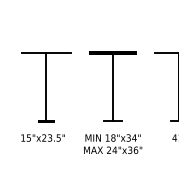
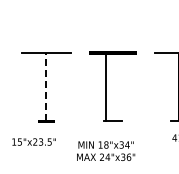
line: solid -> dashed (46, 86)
line position: (113, 87) -> (106, 87) (106, 87)
text position: (42, 137) -> (33, 141) (33, 141)
text position: (113, 143) -> (106, 150) (106, 150)
